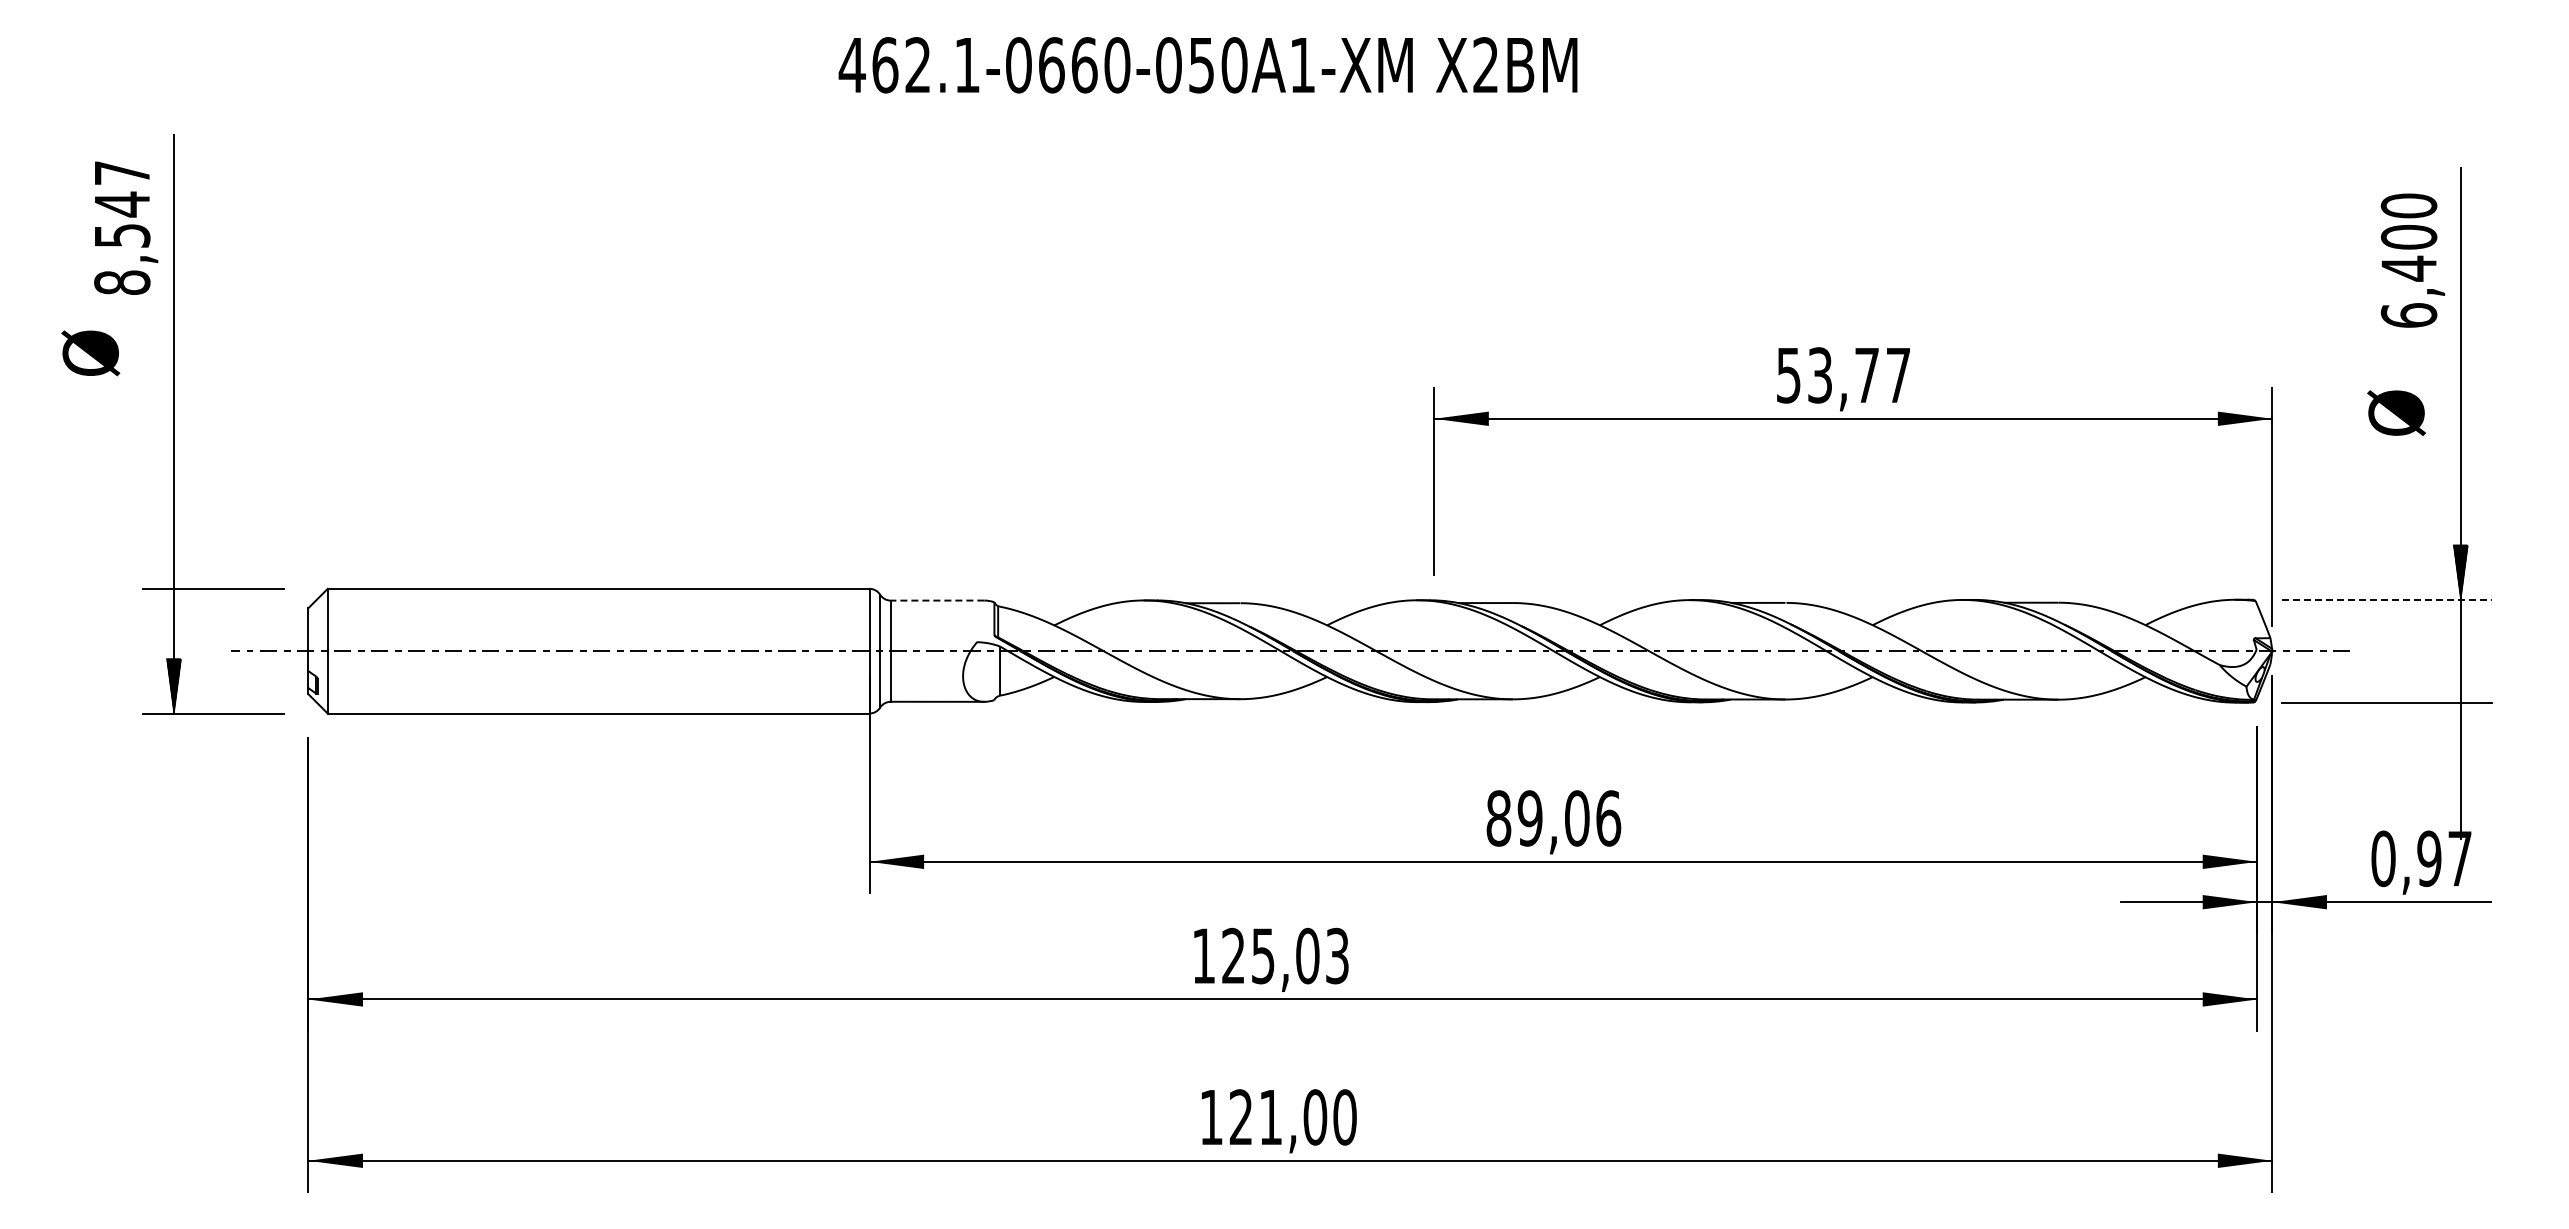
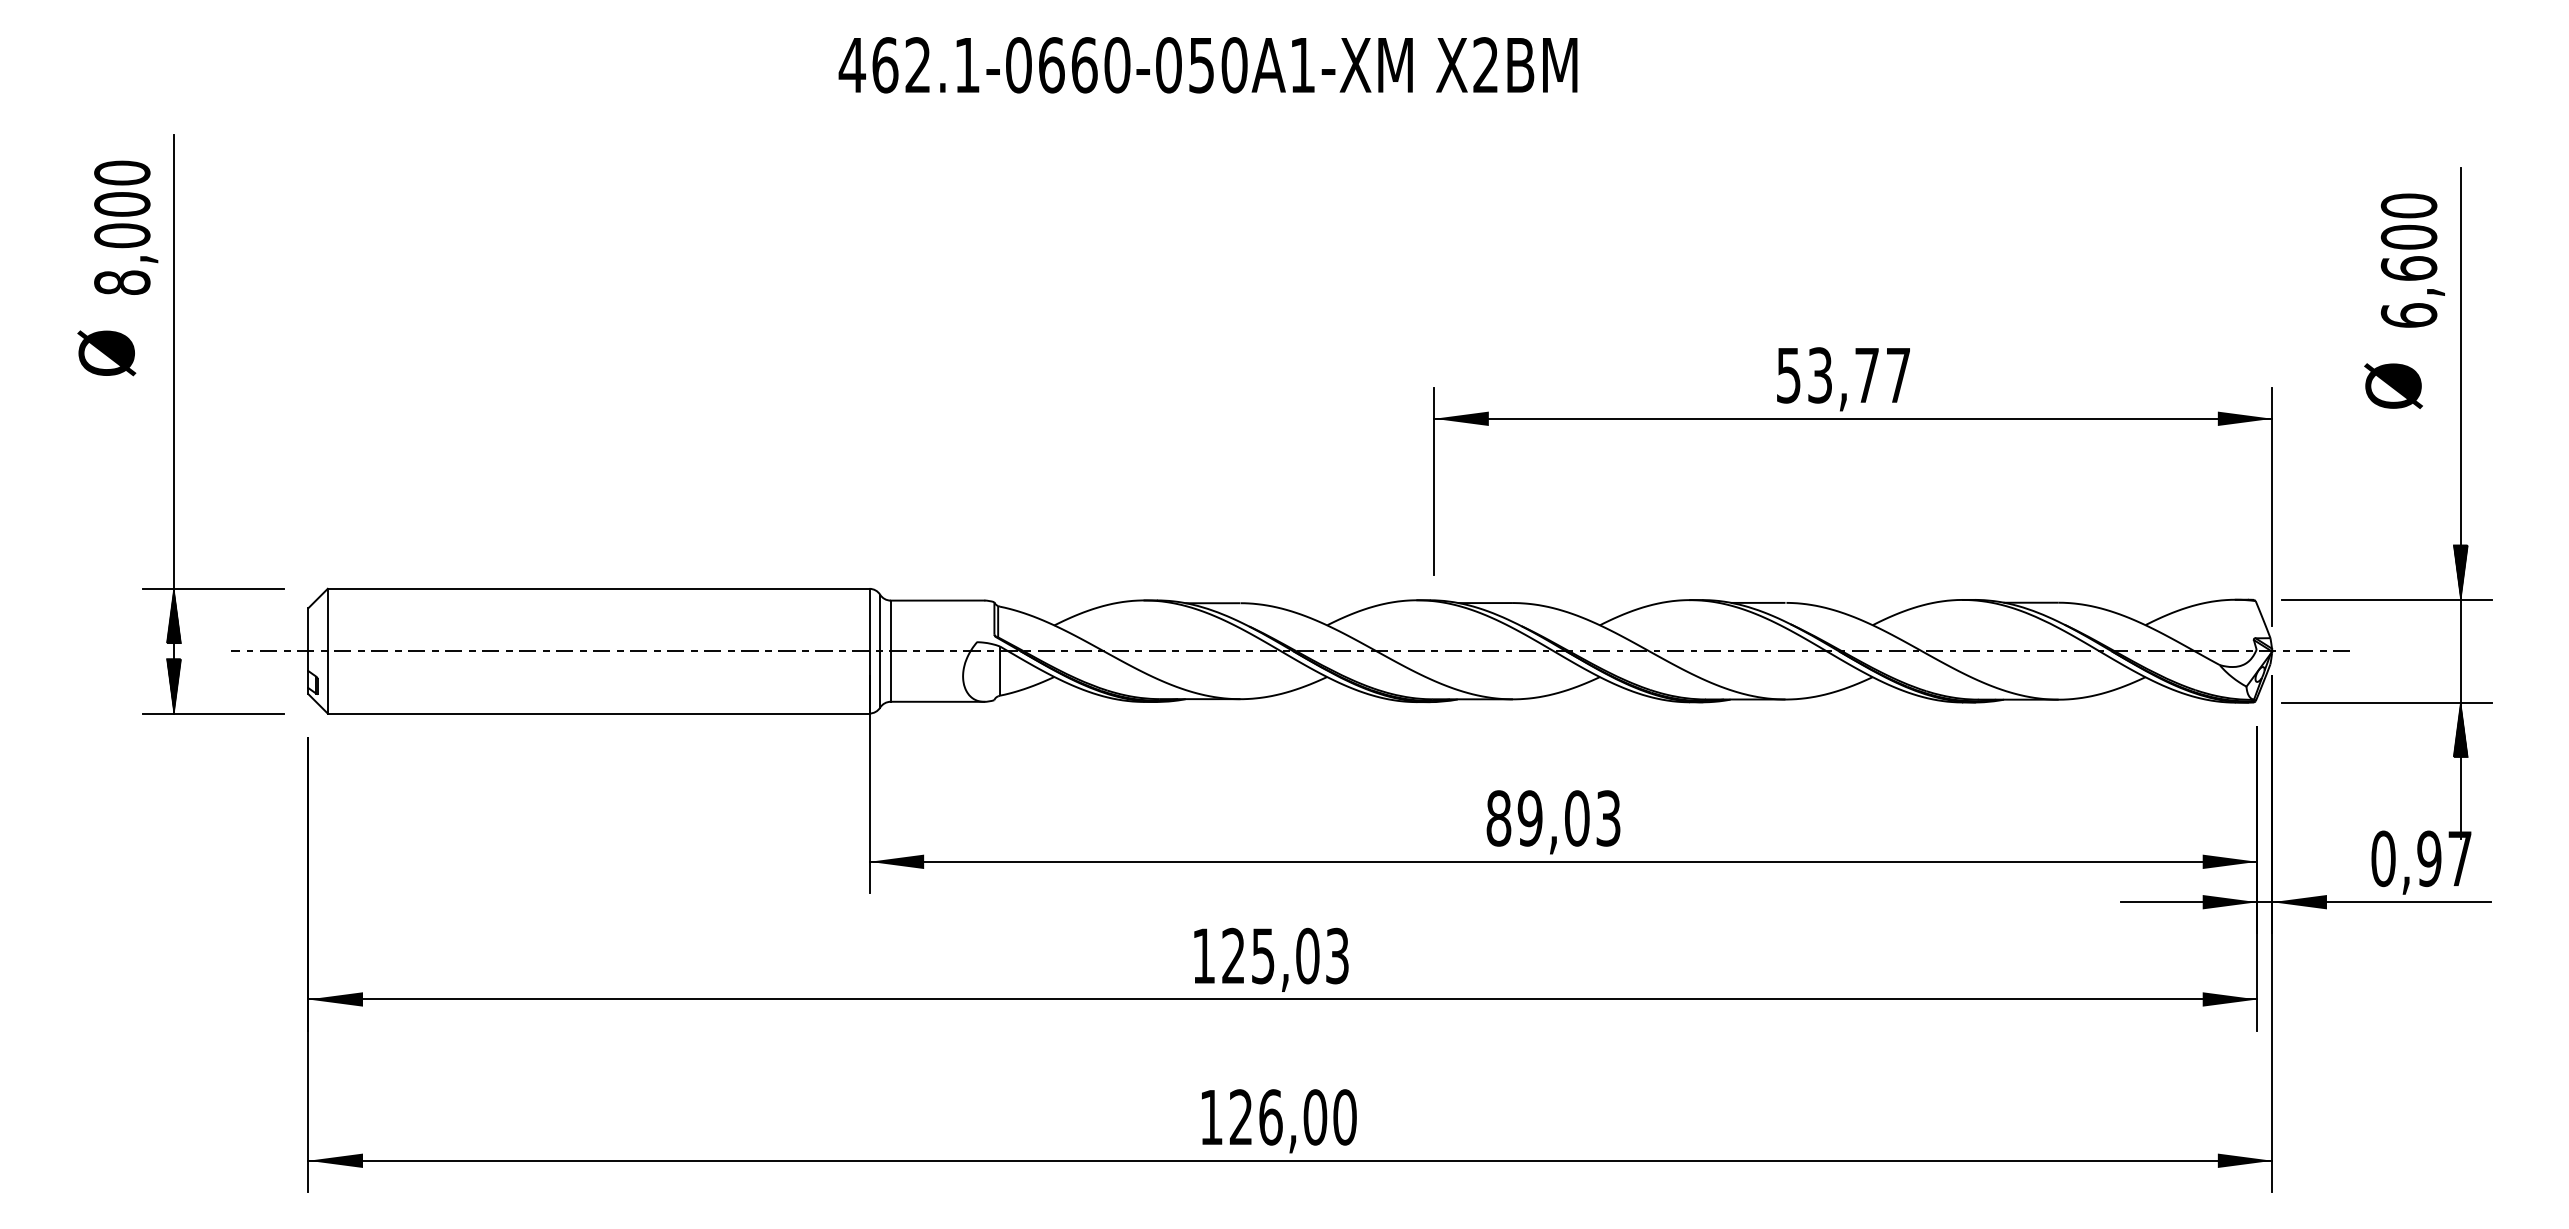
text: 8,547 -> 8,000 (122, 204)
text: 6,400 -> 6,600 (2408, 268)
text position: (90, 353) -> (106, 353) (106, 353)
text position: (2396, 412) -> (2393, 385) (2393, 385)
line: dashed -> solid (2386, 599)
line: dashed -> solid (937, 600)
hatch: none -> present (173, 616)
hatch: none -> present (2460, 729)
text: 89,06 -> 89,03 (1608, 818)
text: 121,00 -> 126,00 (1270, 1117)
